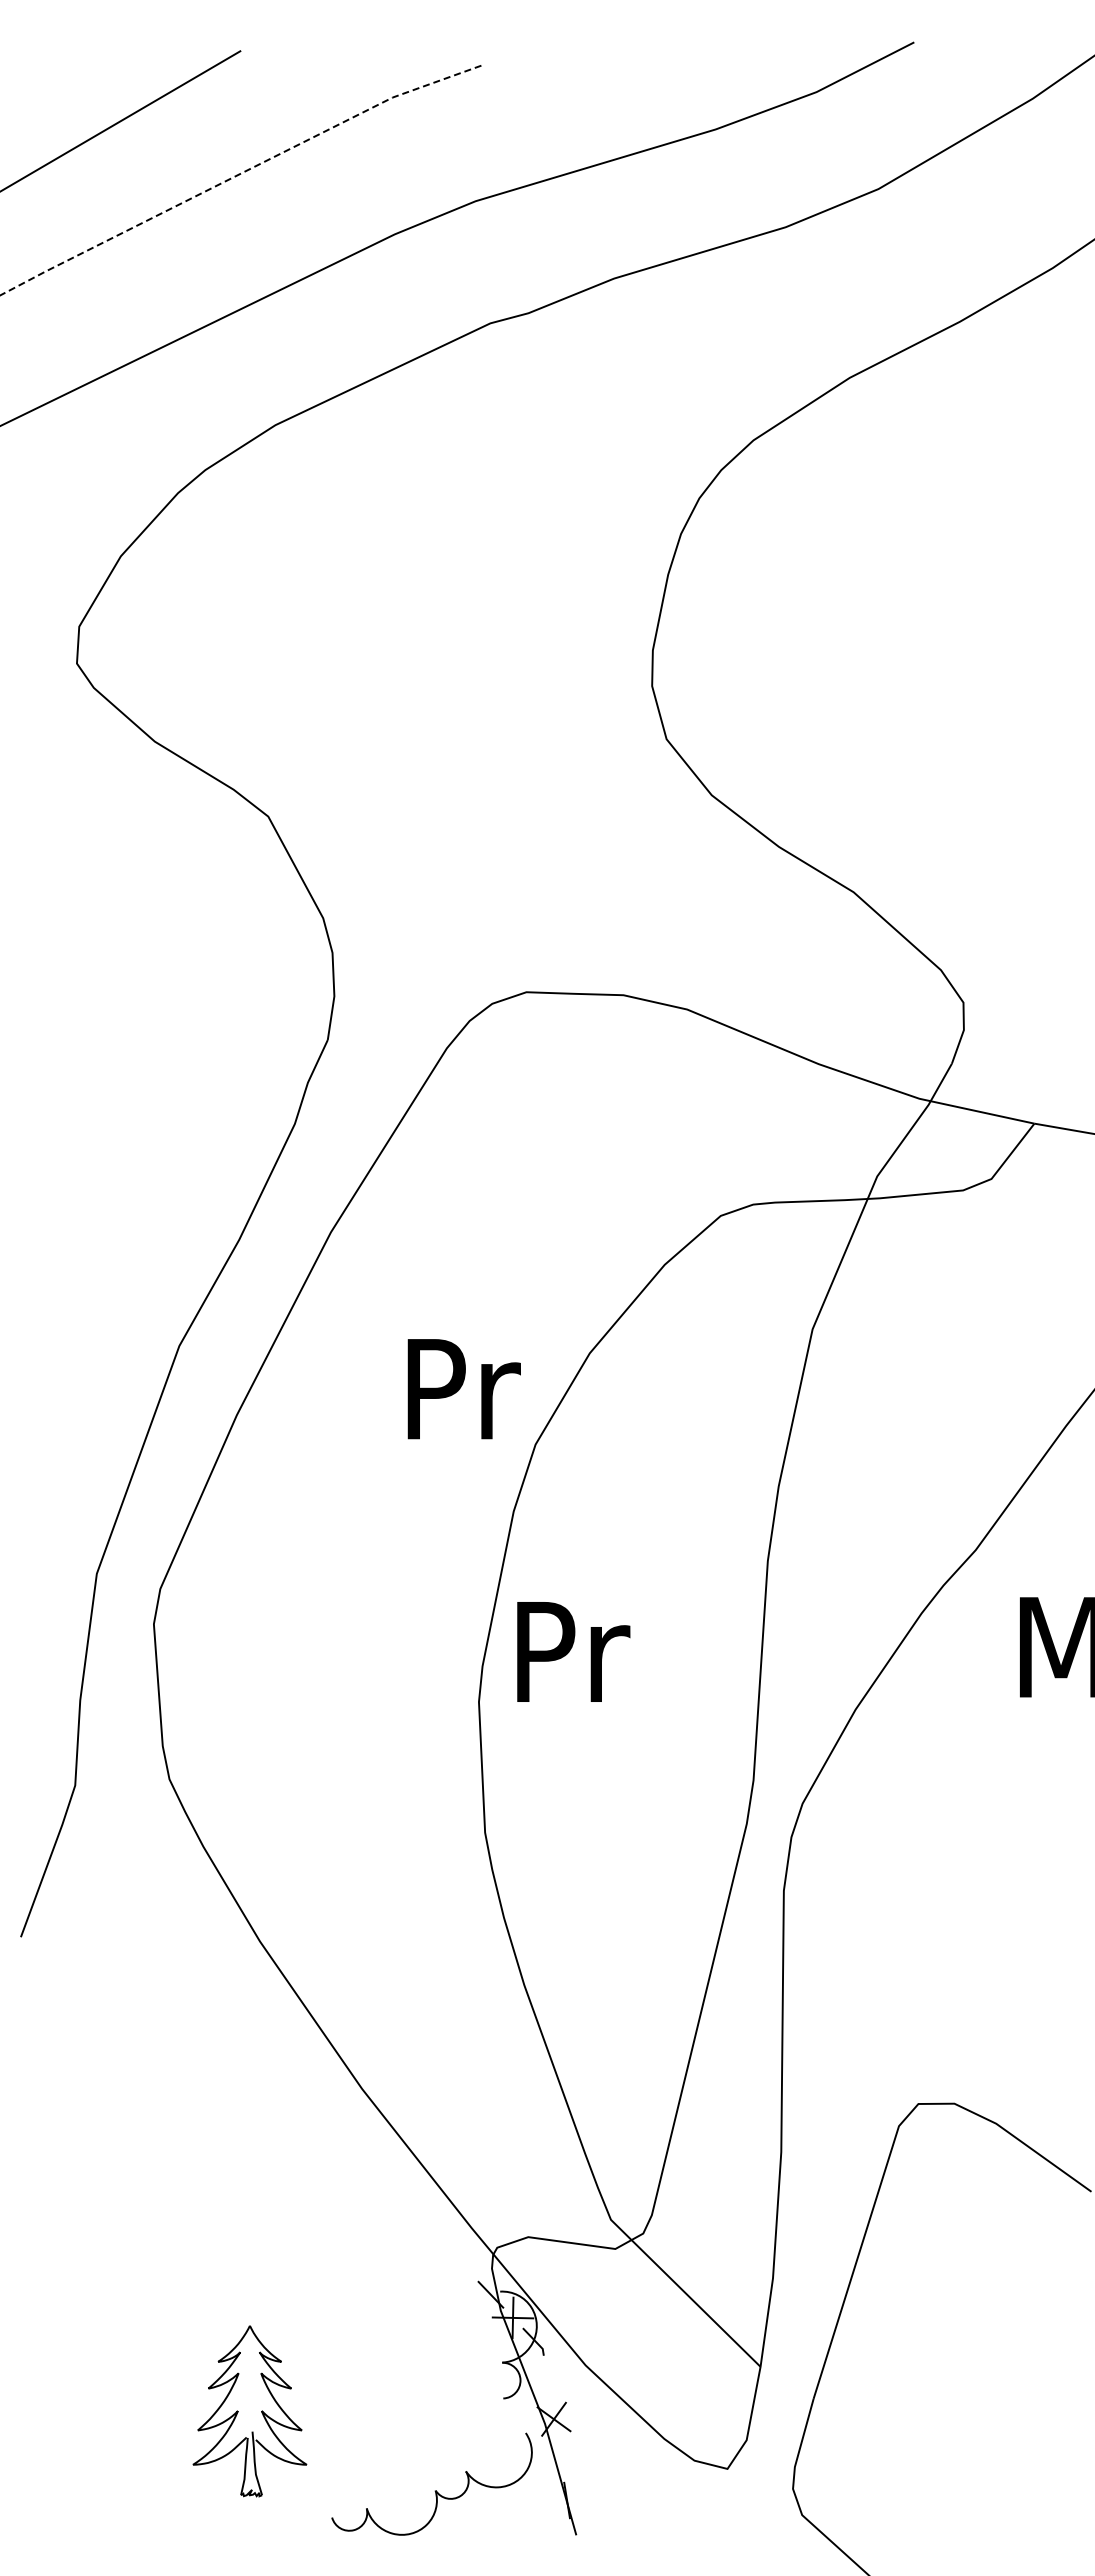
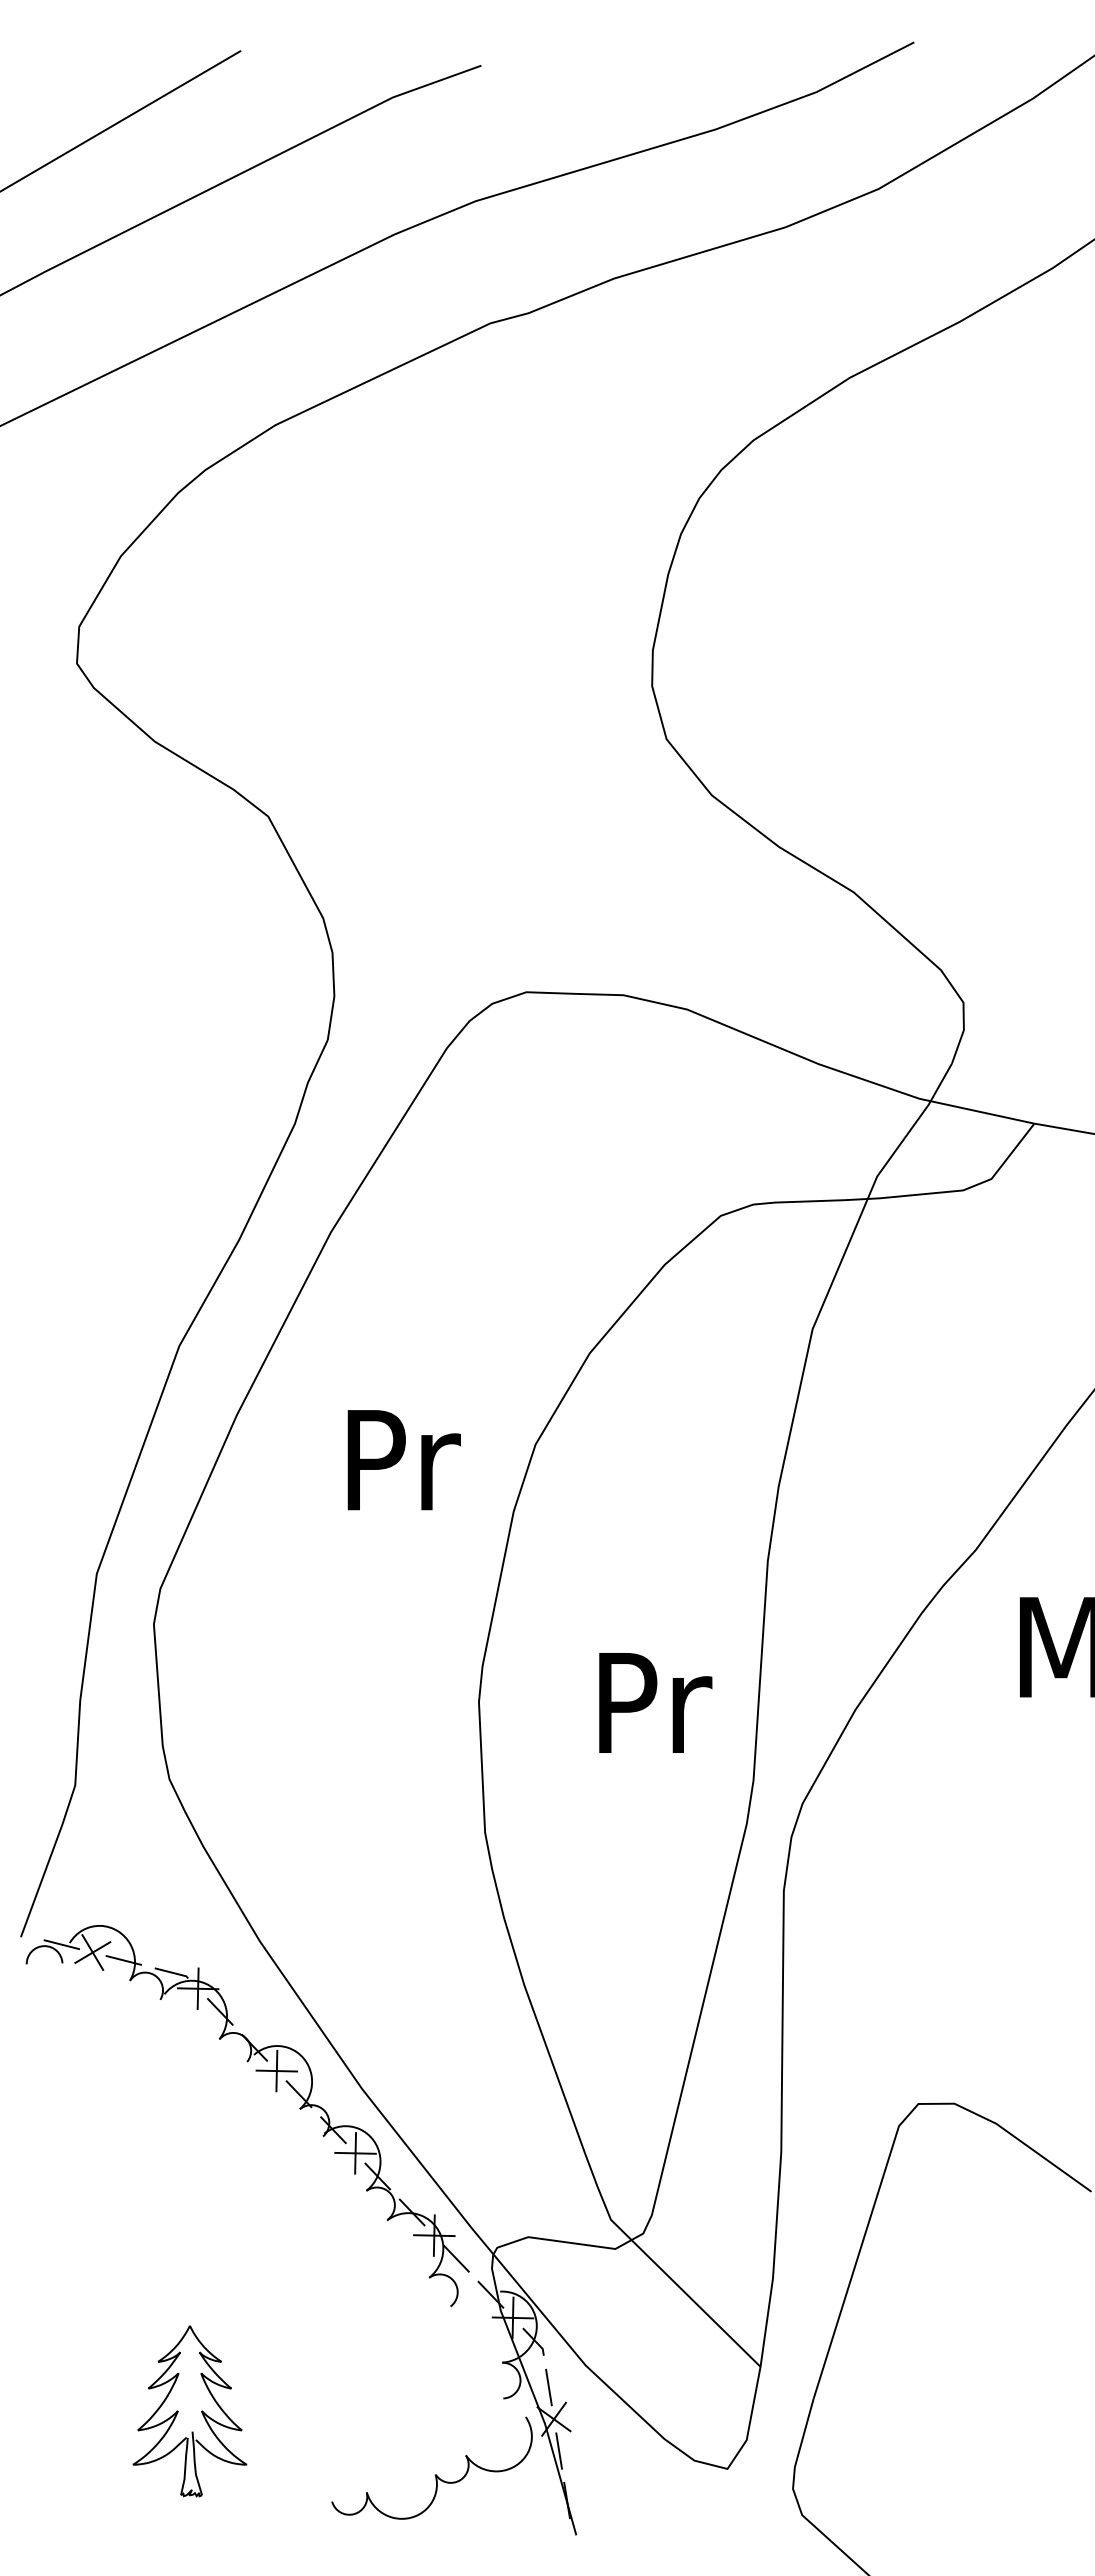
line: dashed -> solid (238, 174)
text position: (463, 1389) -> (403, 1460) (403, 1460)
text position: (573, 1651) -> (655, 1702) (655, 1702)
part: none -> present (275, 2092)
line: none -> present (548, 2387)
part position: (249, 2411) -> (189, 2411) (189, 2411)
line: none -> present (558, 2450)
part position: (435, 2490) -> (435, 2474) (435, 2474)
